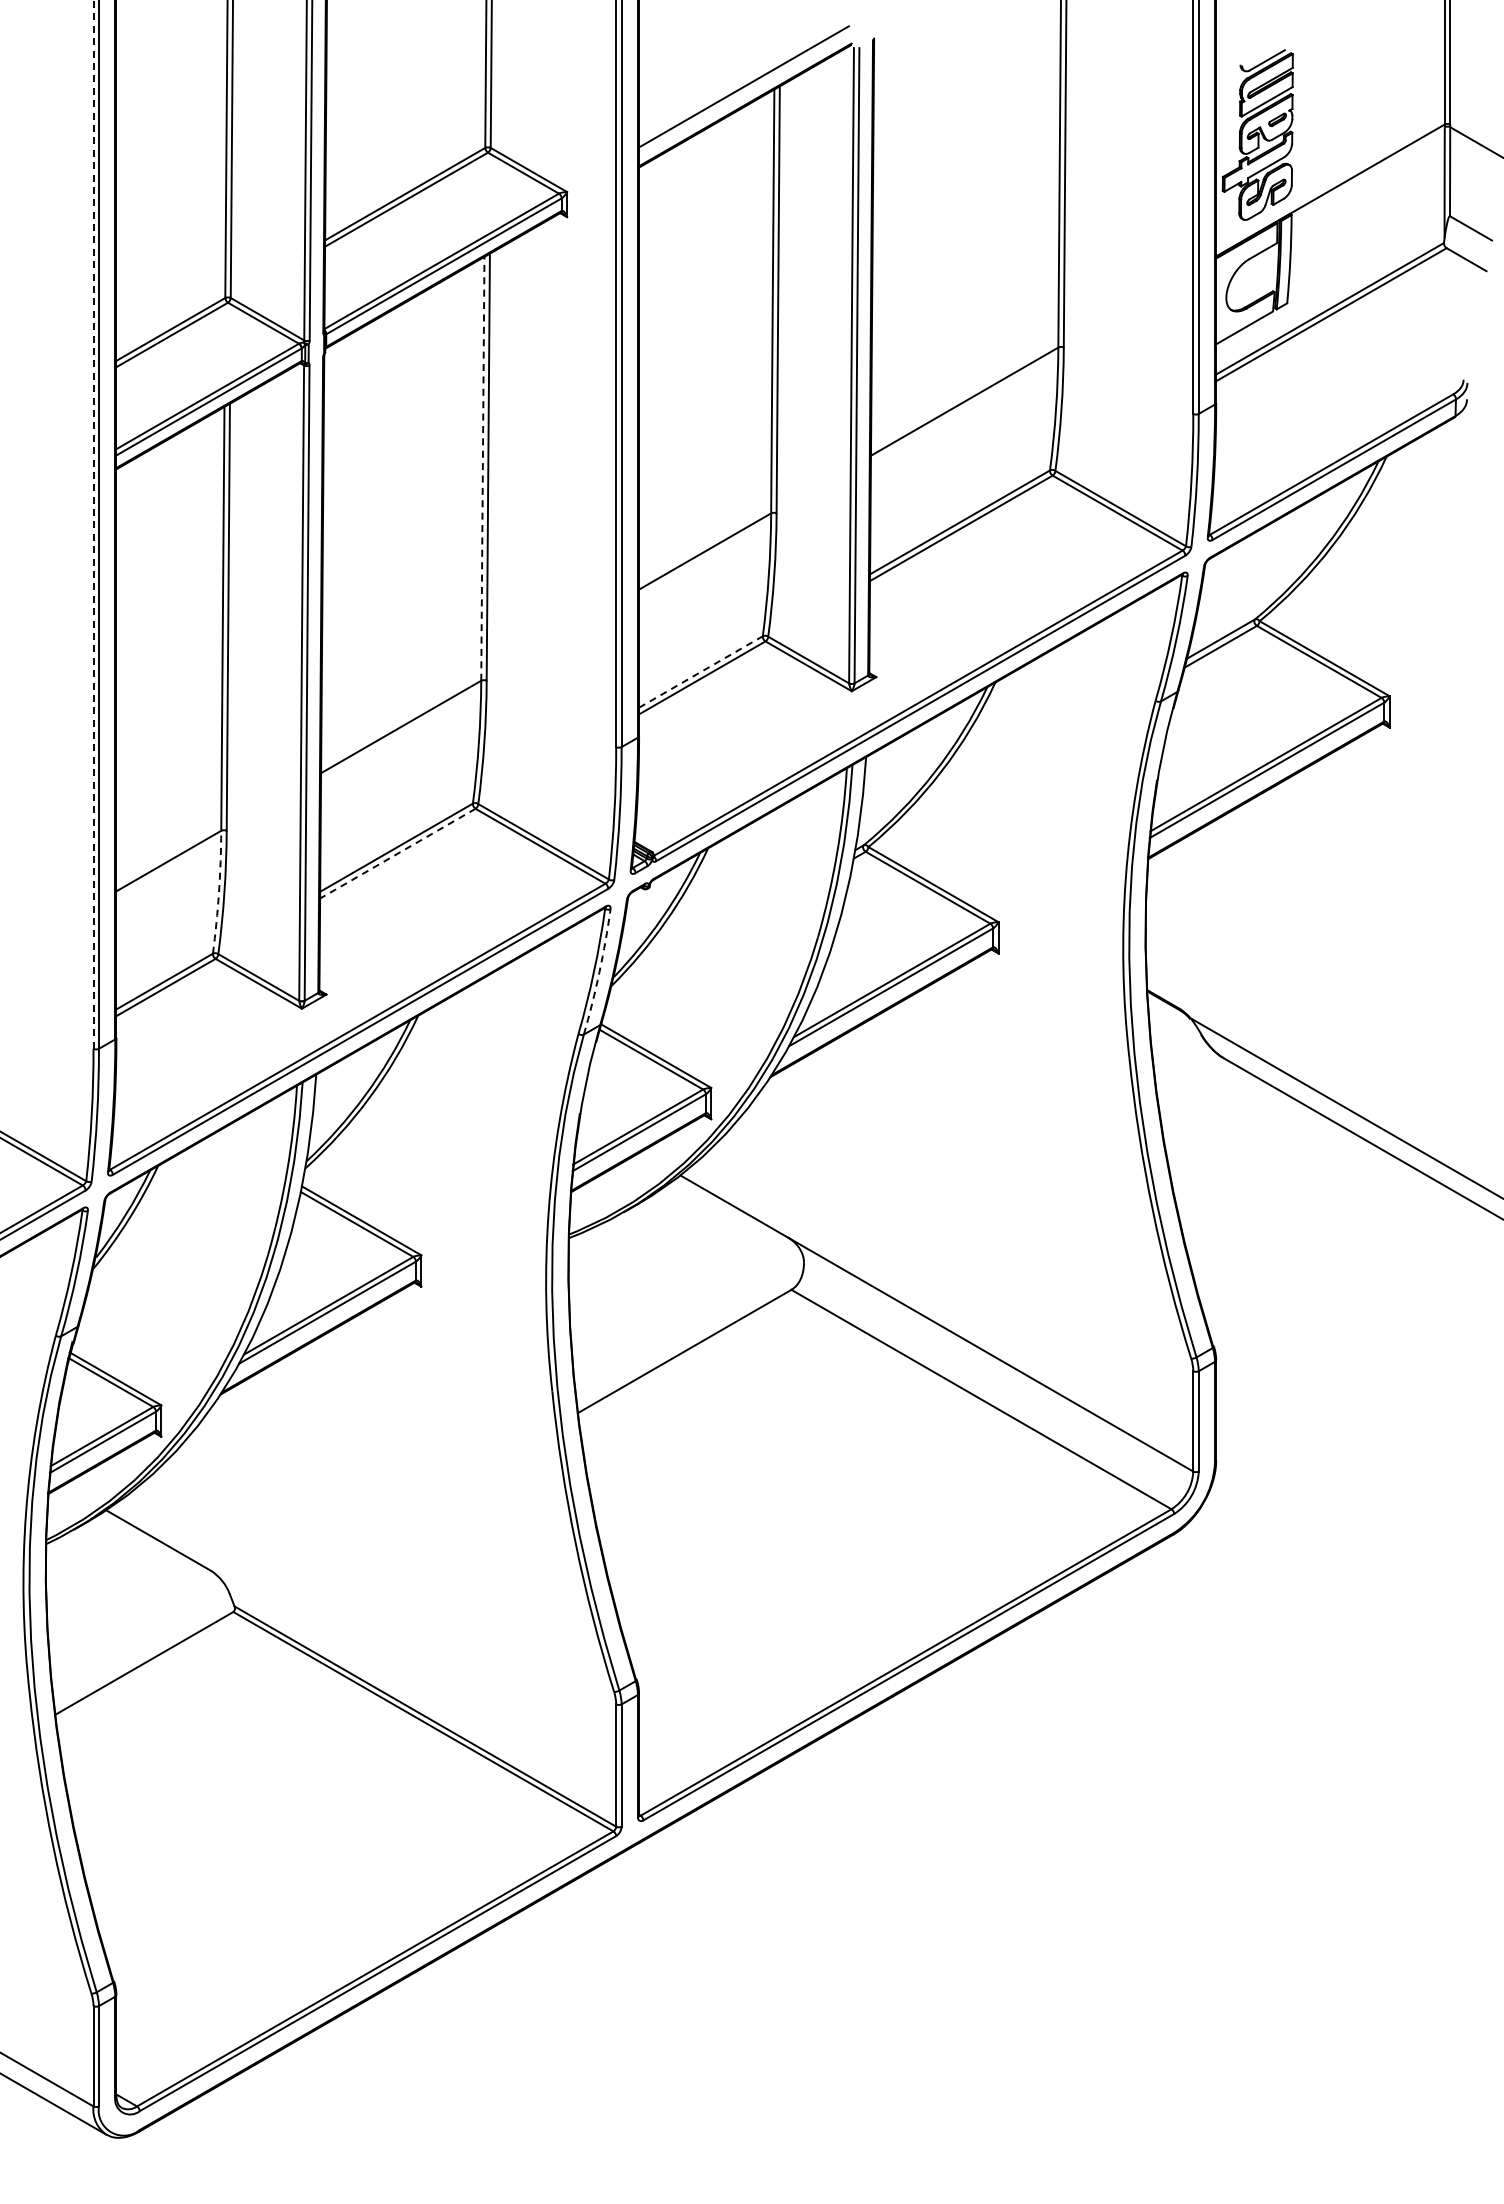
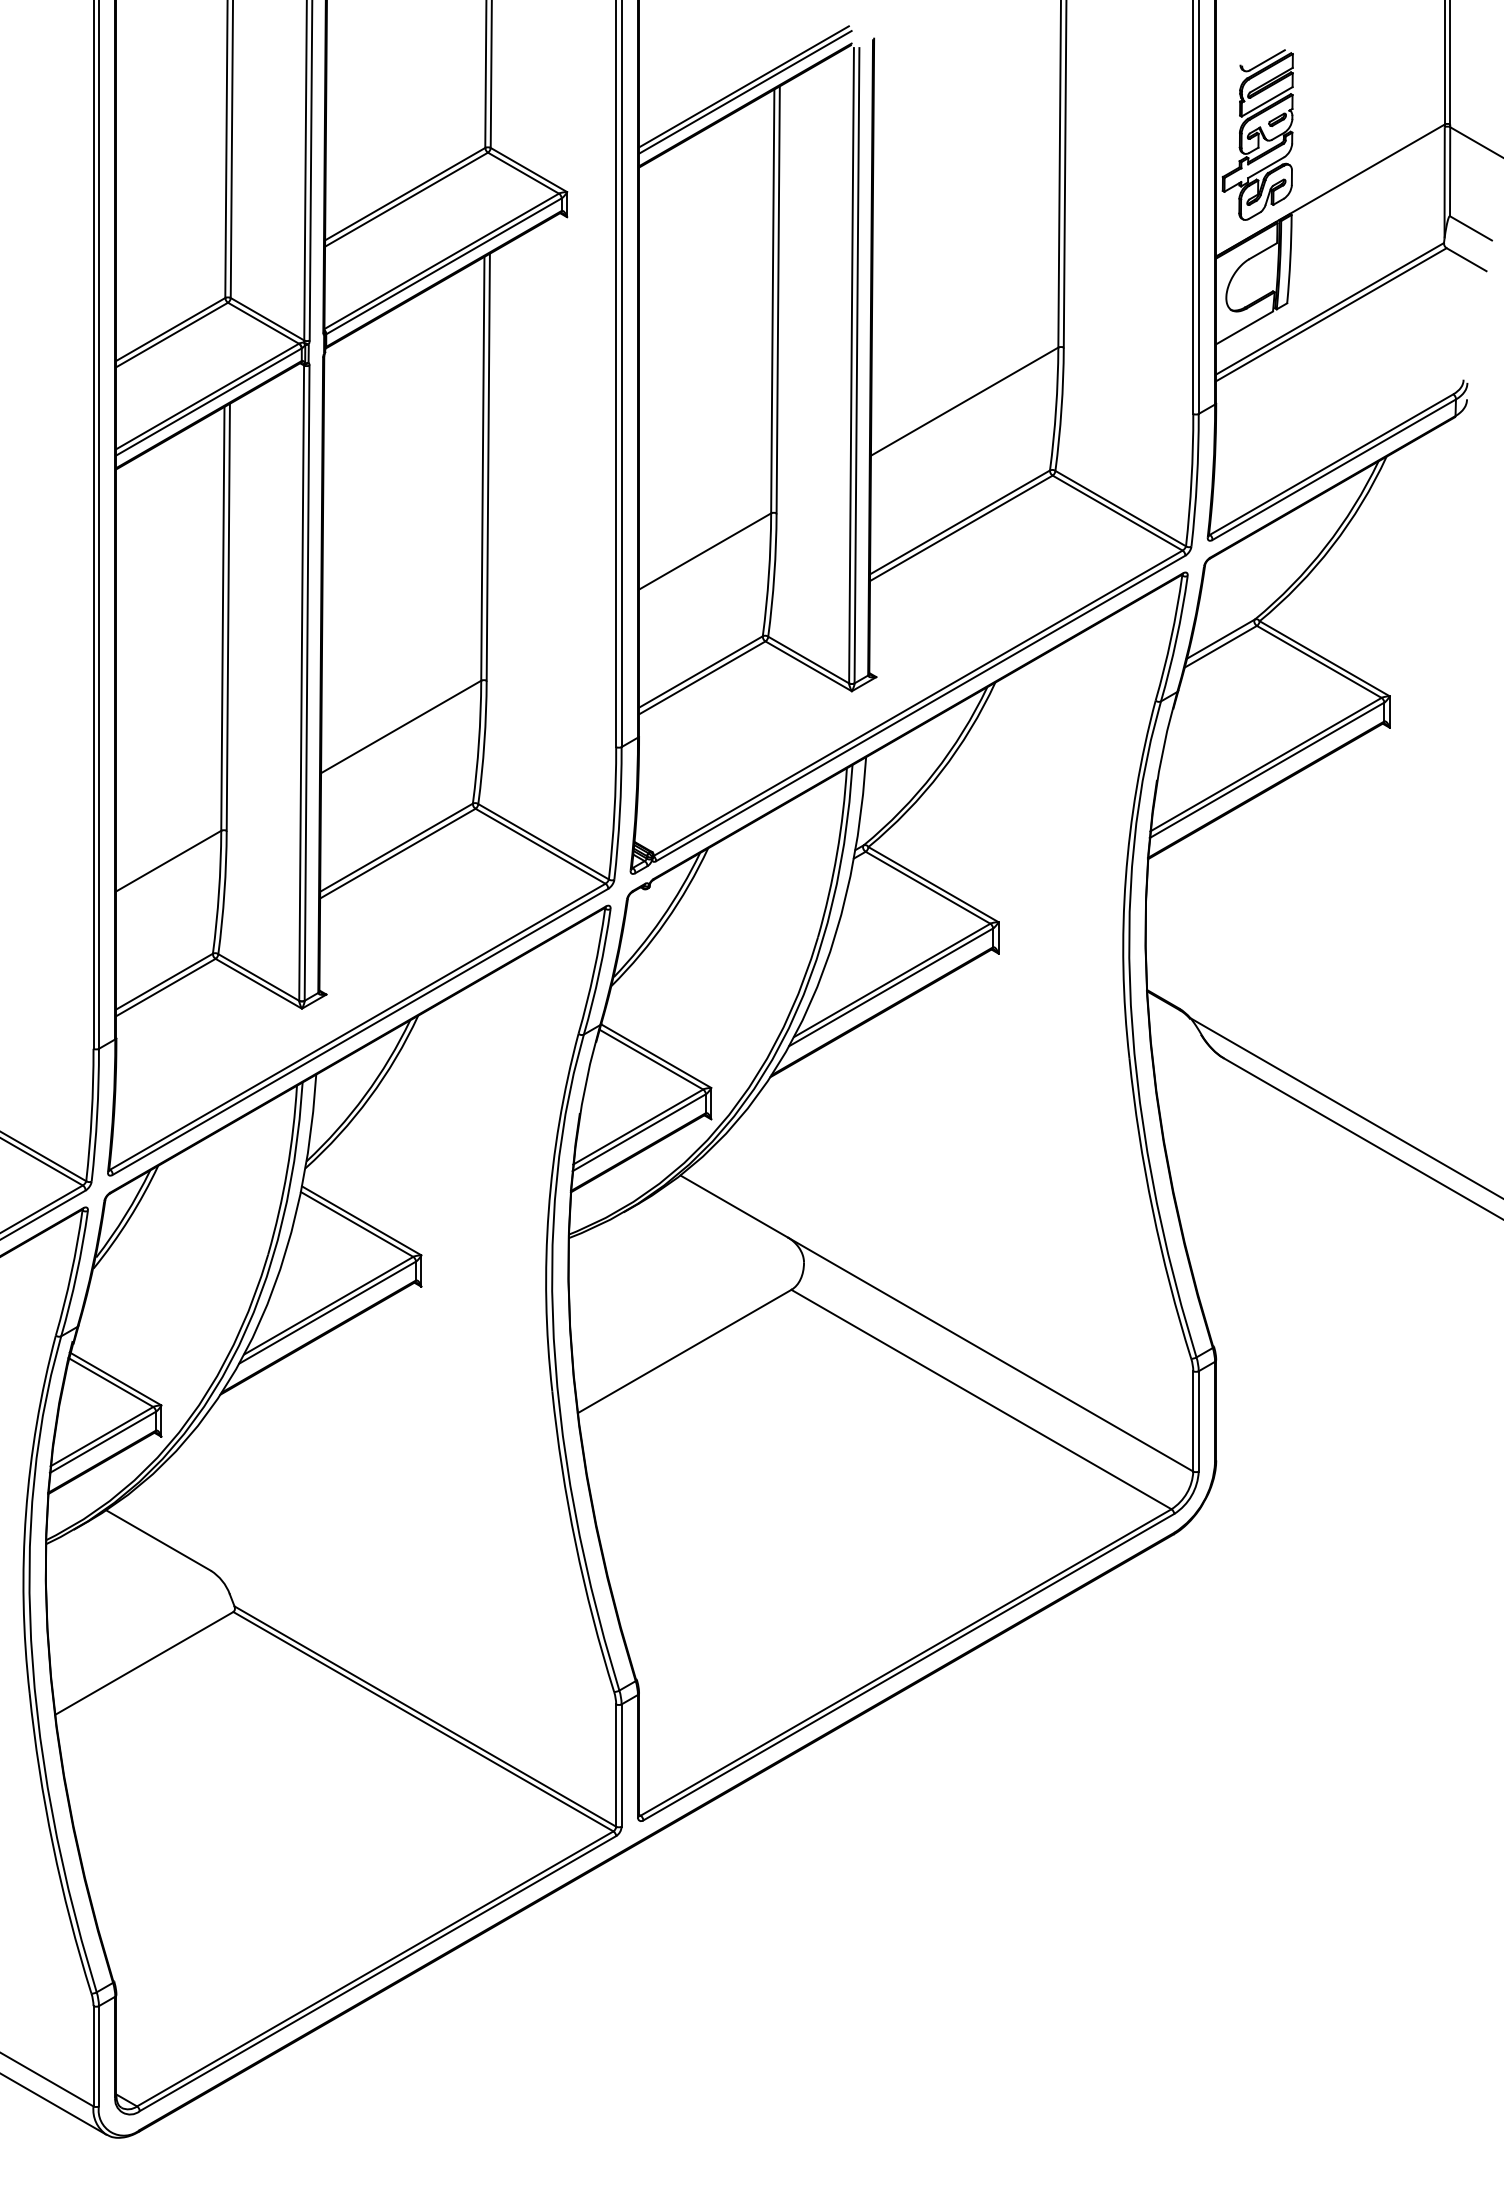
line: none -> present (745, 92)
line: dashed -> solid (482, 468)
line: dashed -> solid (93, 524)
line: dashed -> solid (701, 671)
line: dashed -> solid (397, 853)
arc: dashed -> solid (219, 892)
arc: dashed -> solid (599, 972)
